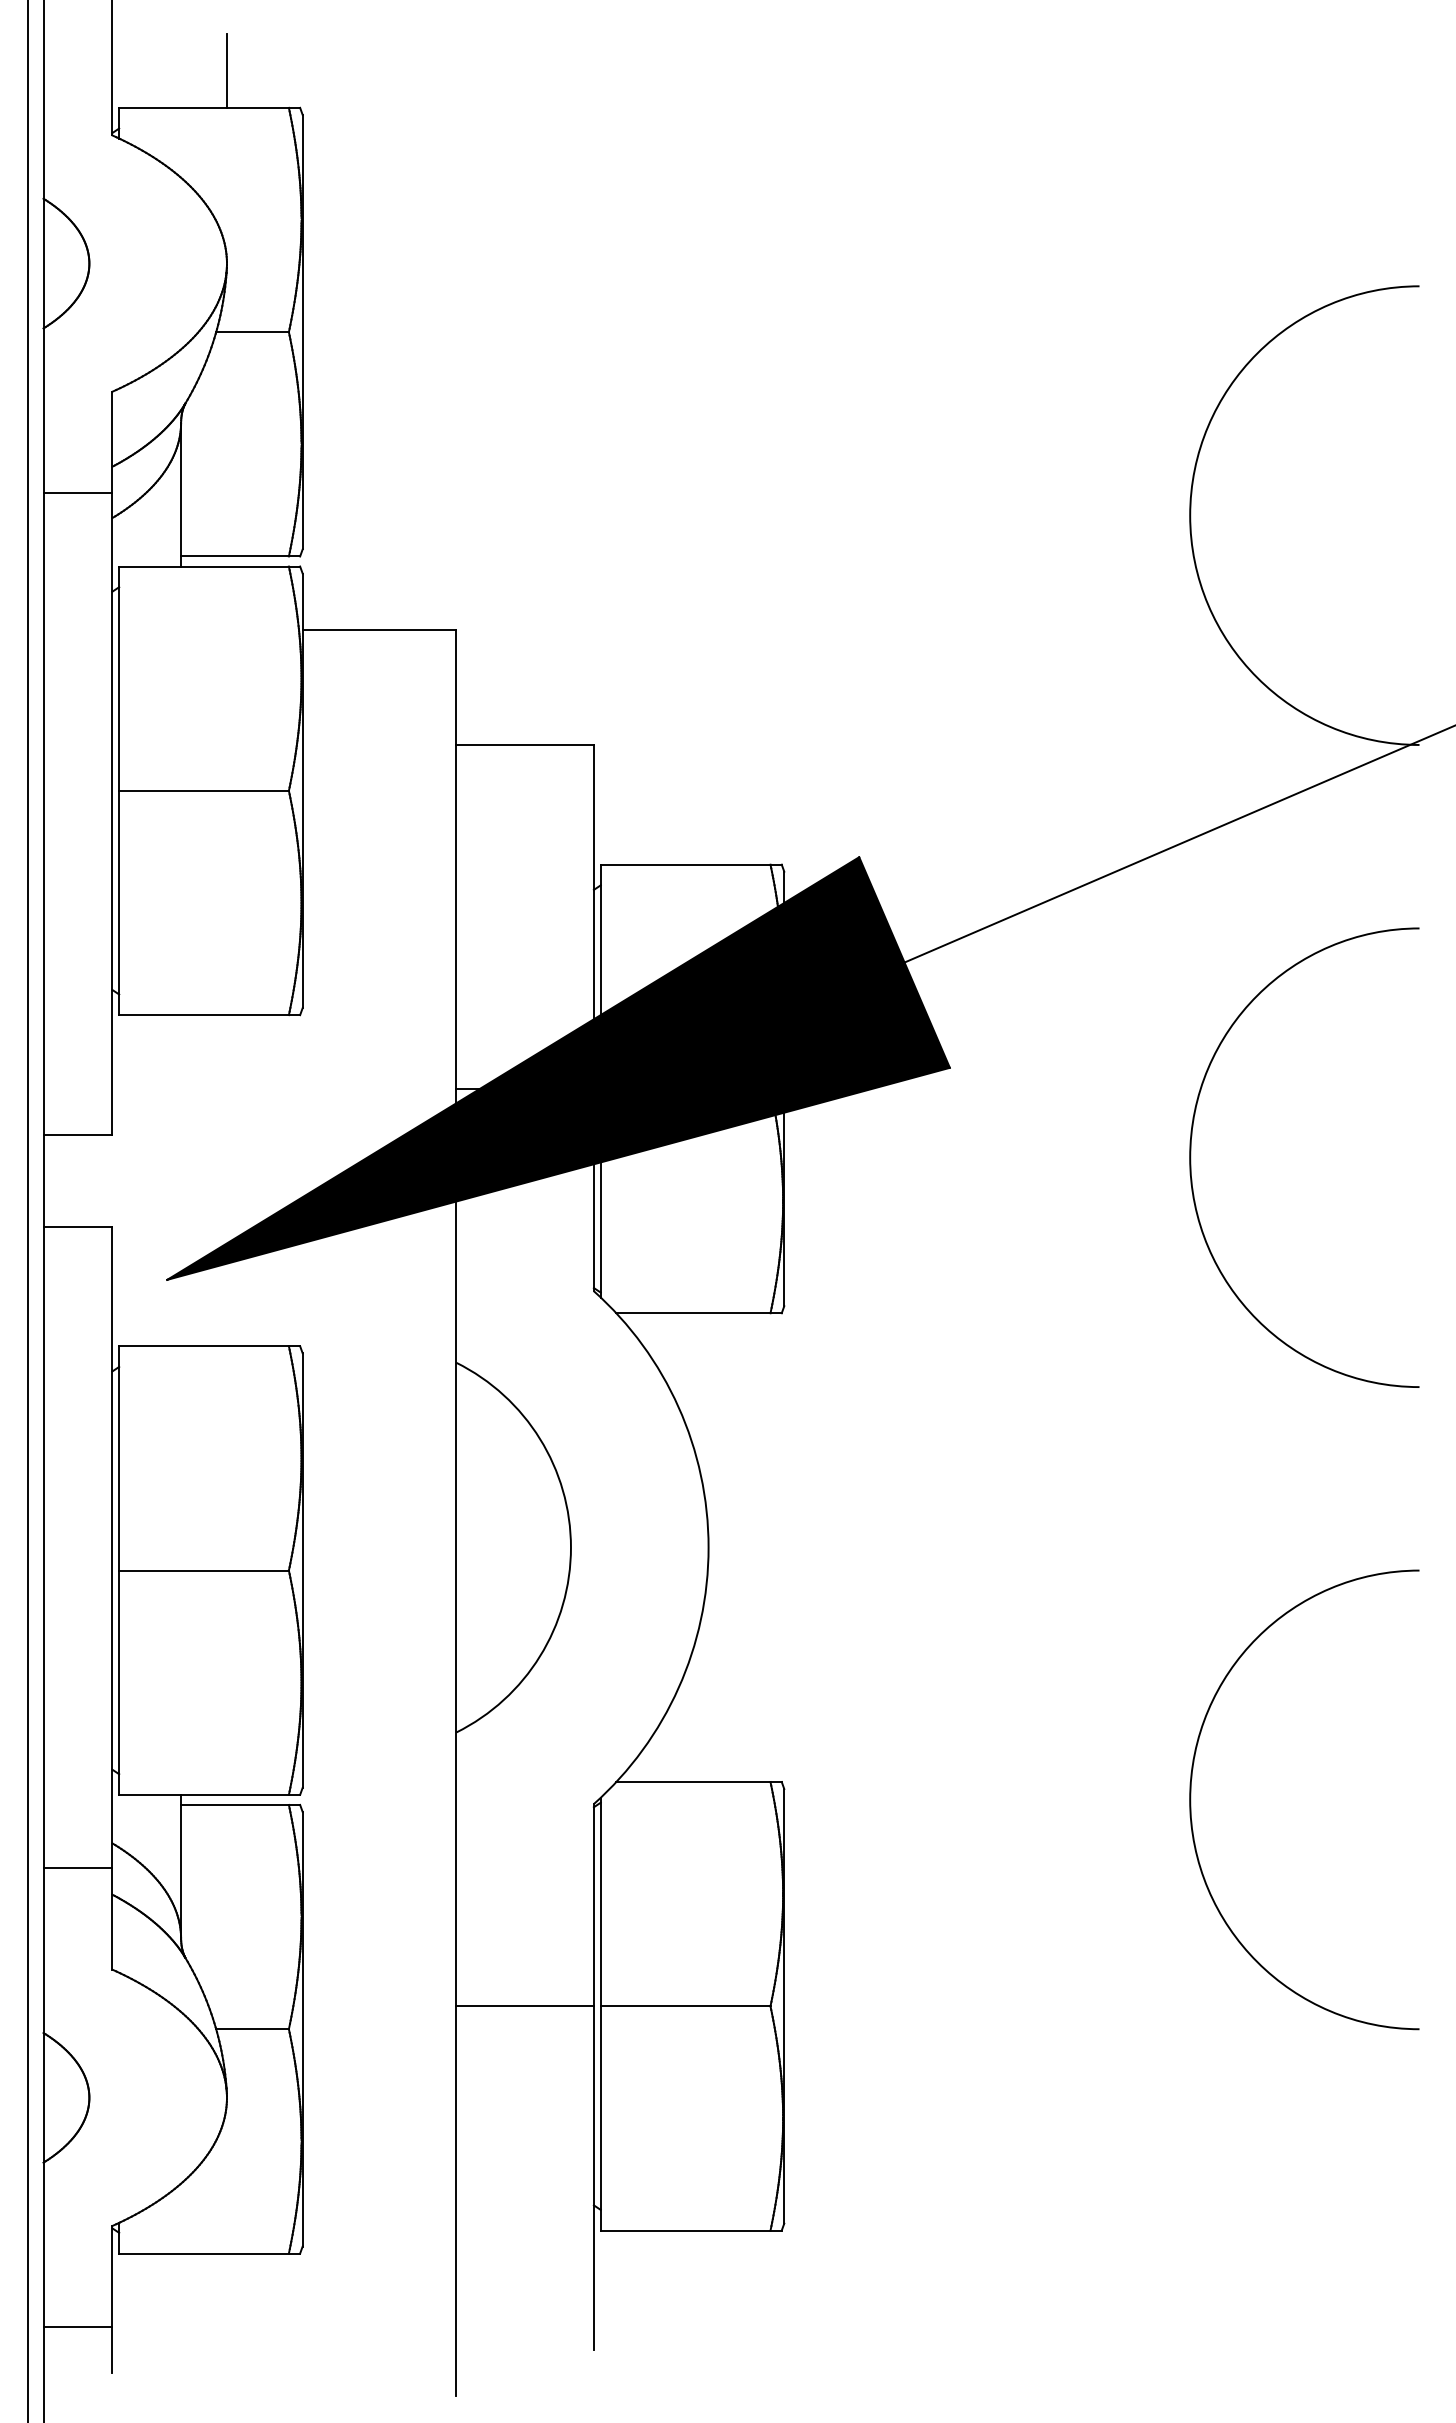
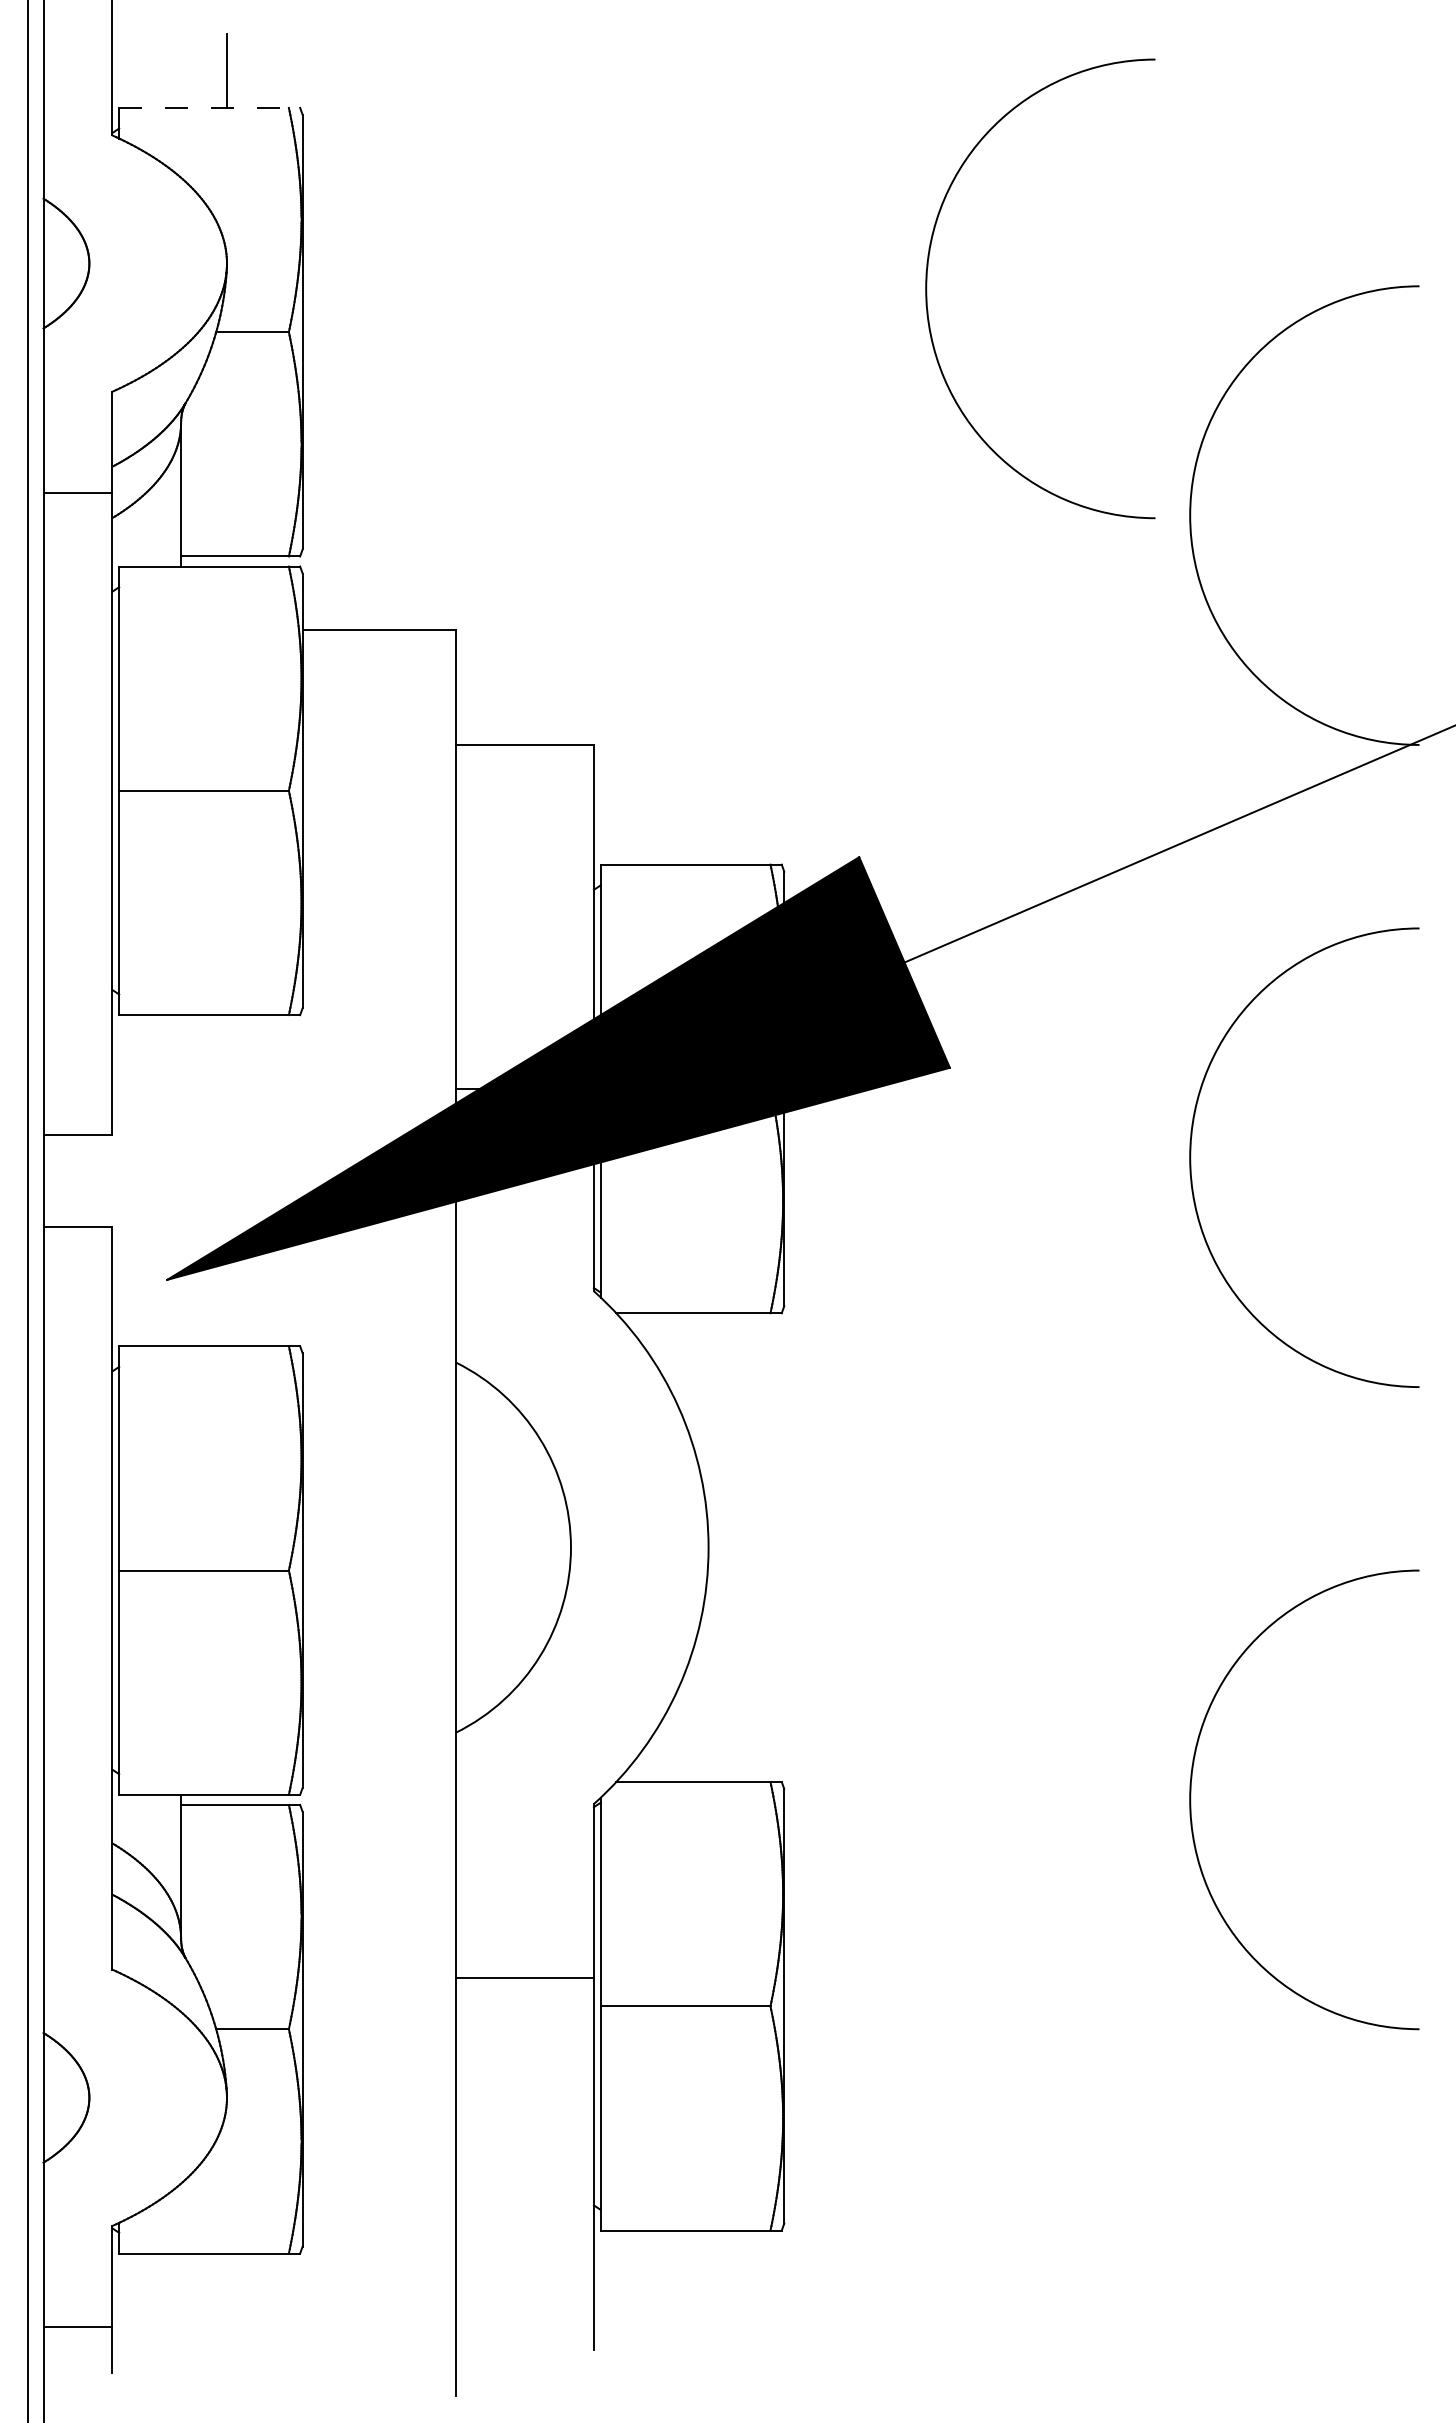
line: solid -> dashed (210, 107)
arc: none -> present (927, 288)
line: present -> none (77, 1868)
line position: (524, 2006) -> (524, 1978) (524, 1978)
